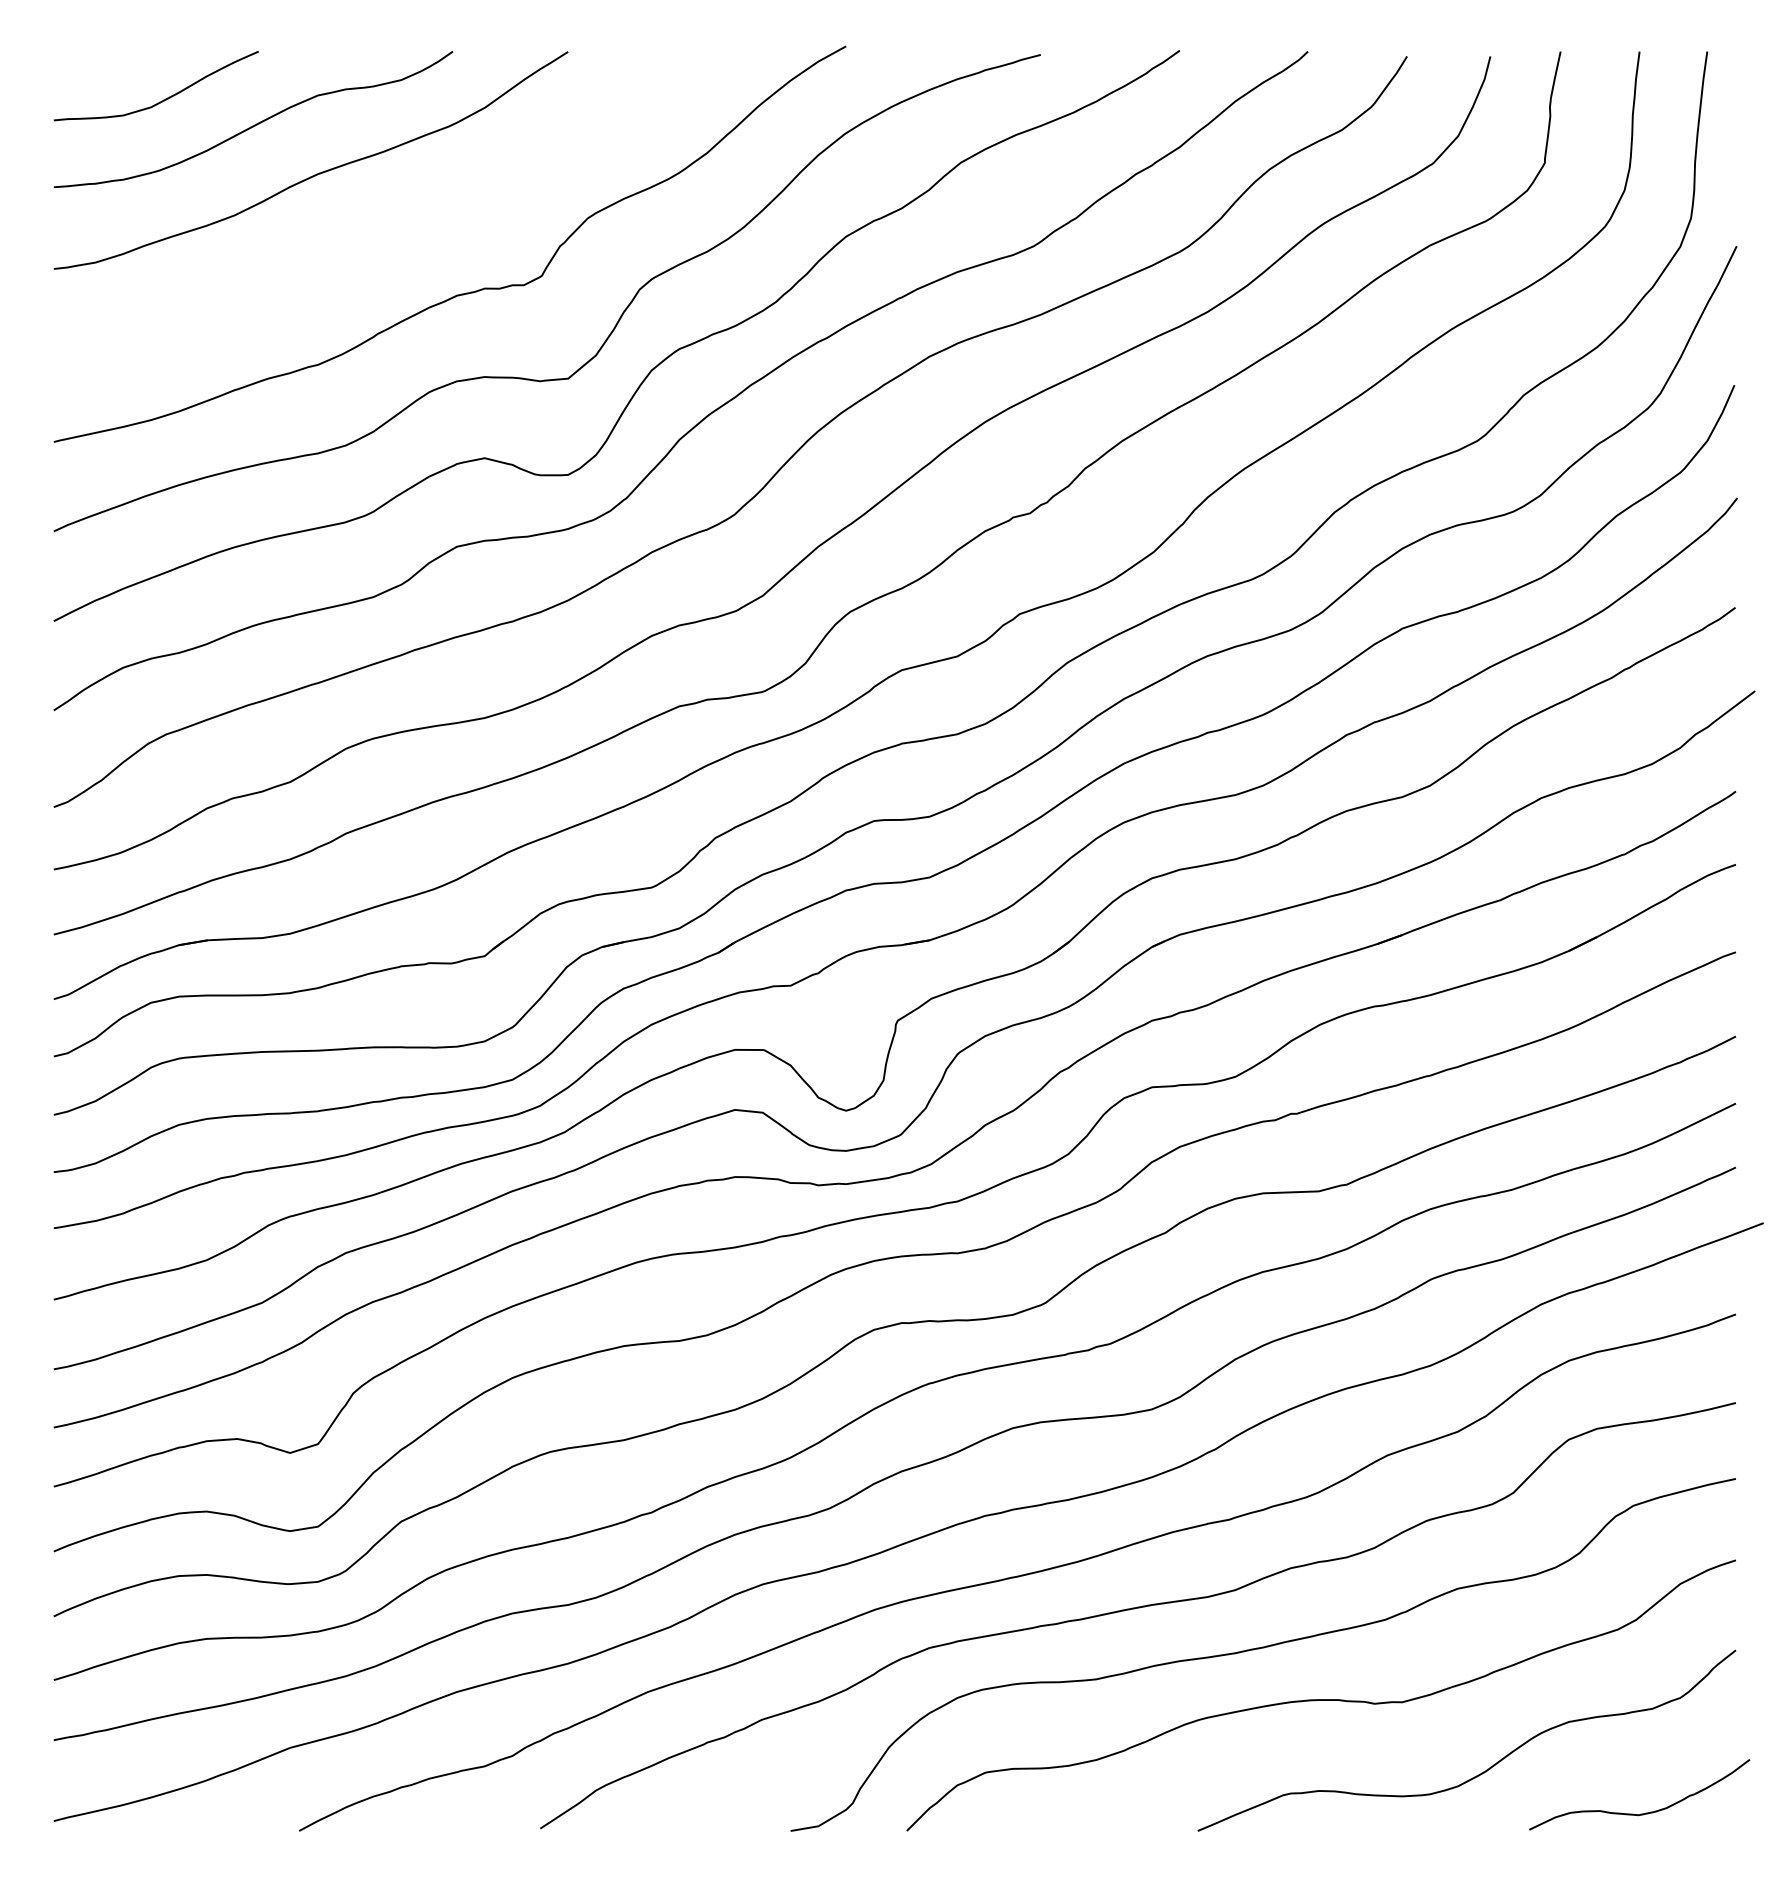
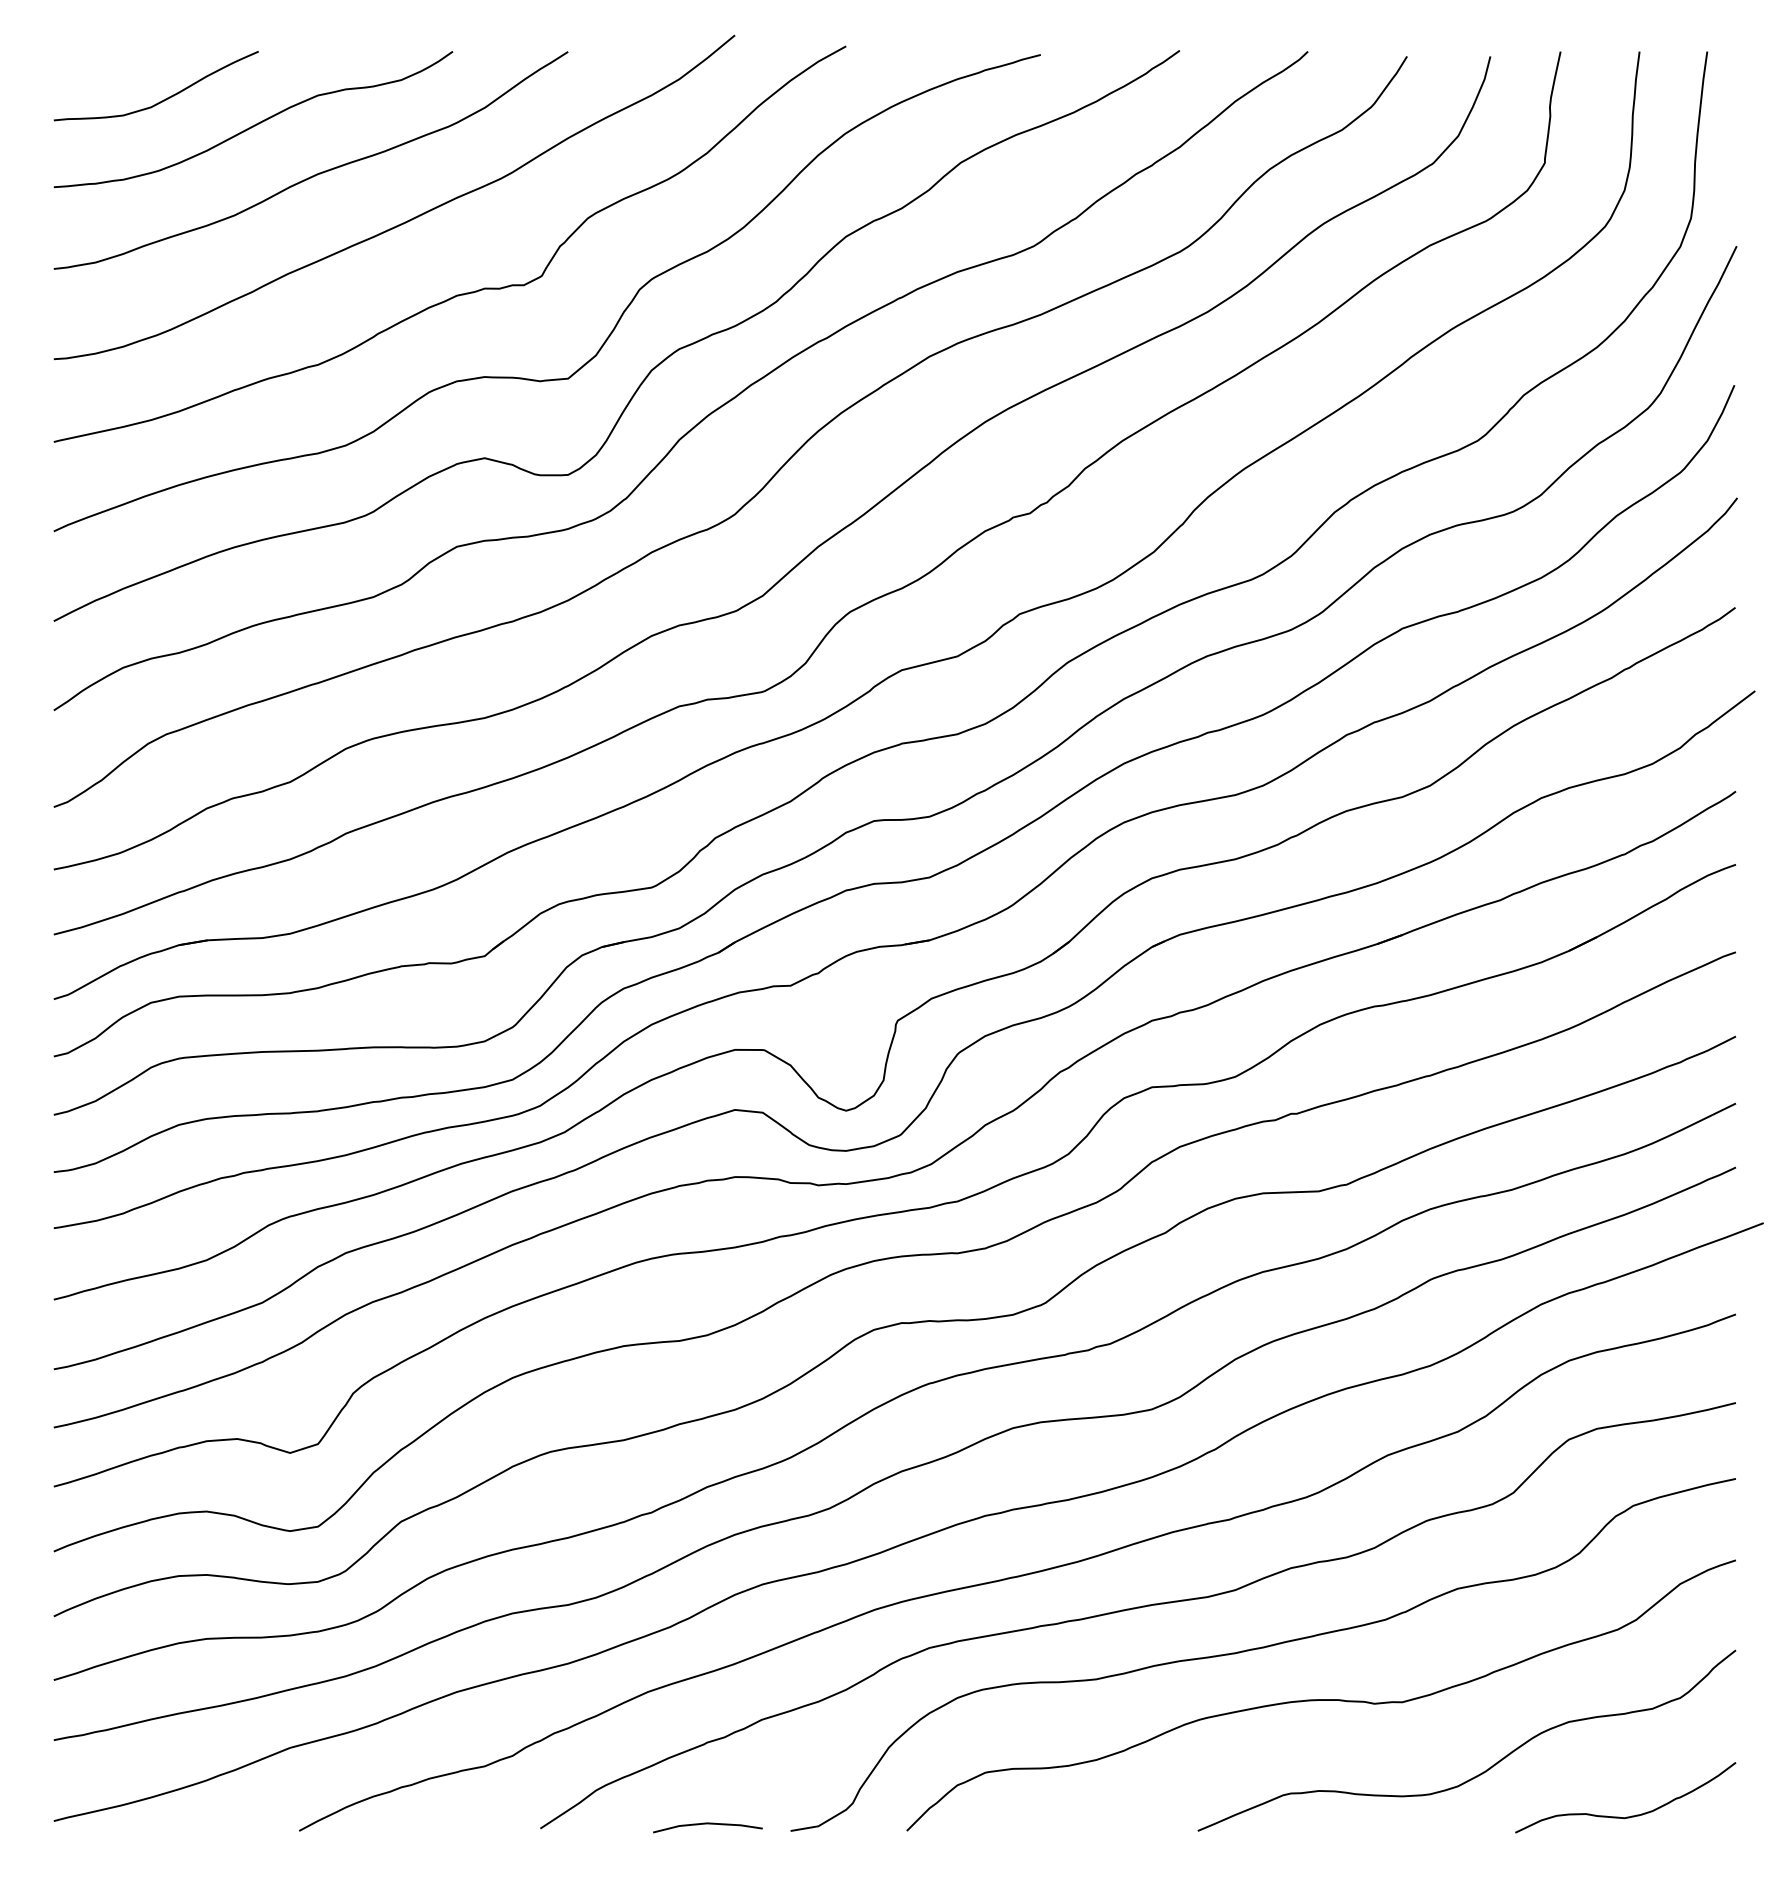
curve: none -> present (402, 222)
curve position: (1645, 1812) -> (1631, 1815) (1631, 1815)
line: none -> present (707, 1824)
